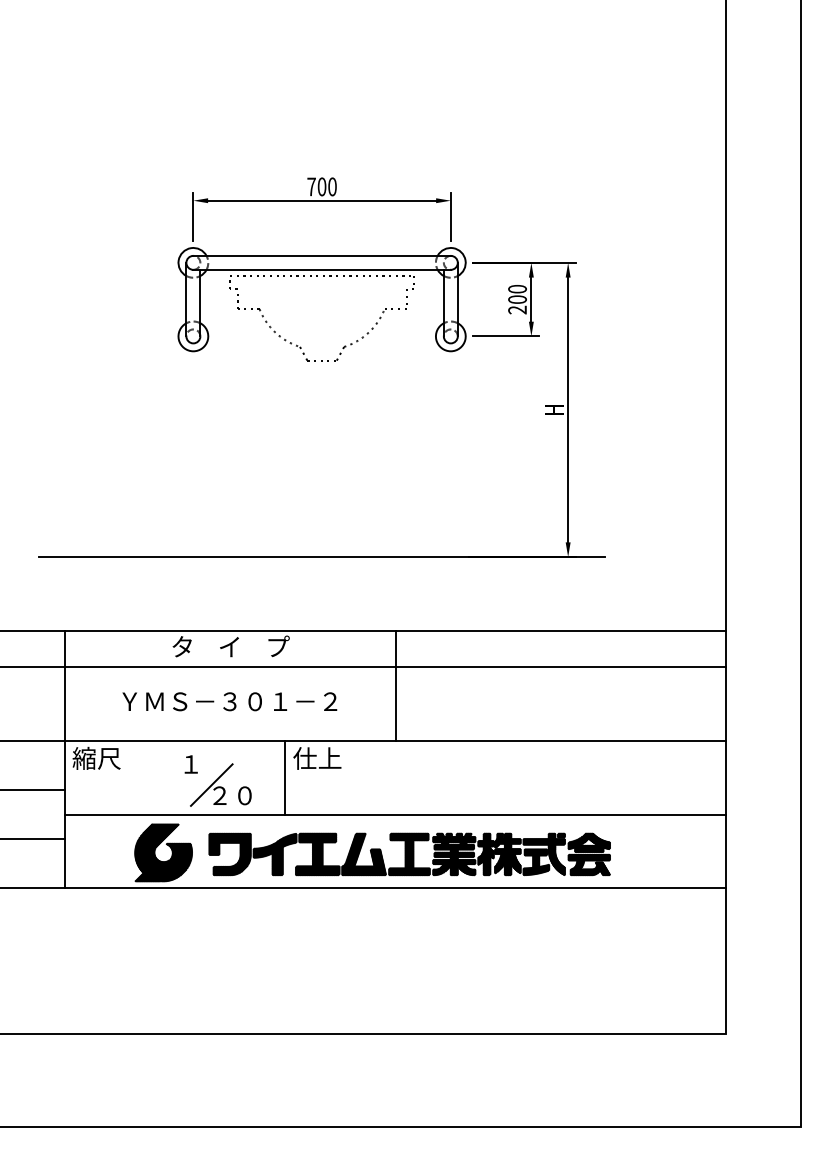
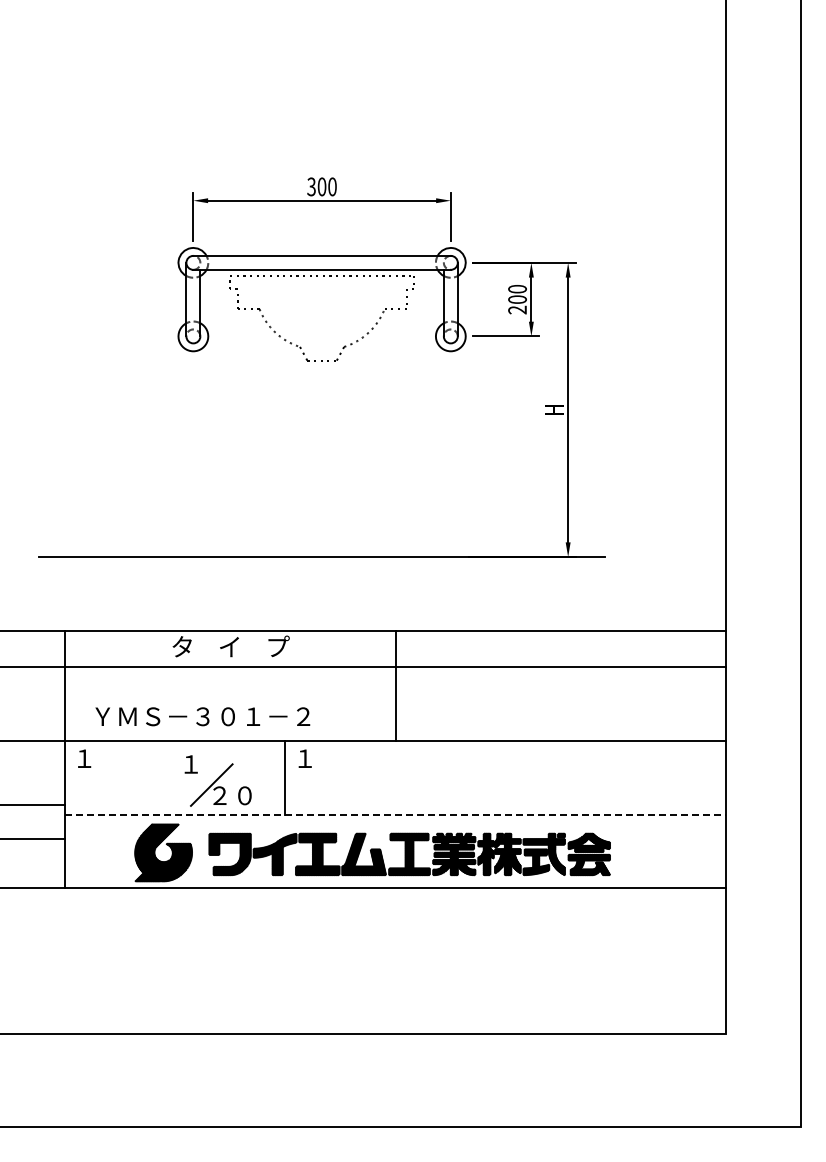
text: 700 -> 300 (311, 186)
text position: (229, 701) -> (202, 716) (202, 716)
text: 縮尺 -> １ (96, 757)
text: 仕上 -> １ (317, 758)
line position: (33, 790) -> (33, 805) (33, 805)
line: solid -> dashed (395, 814)
